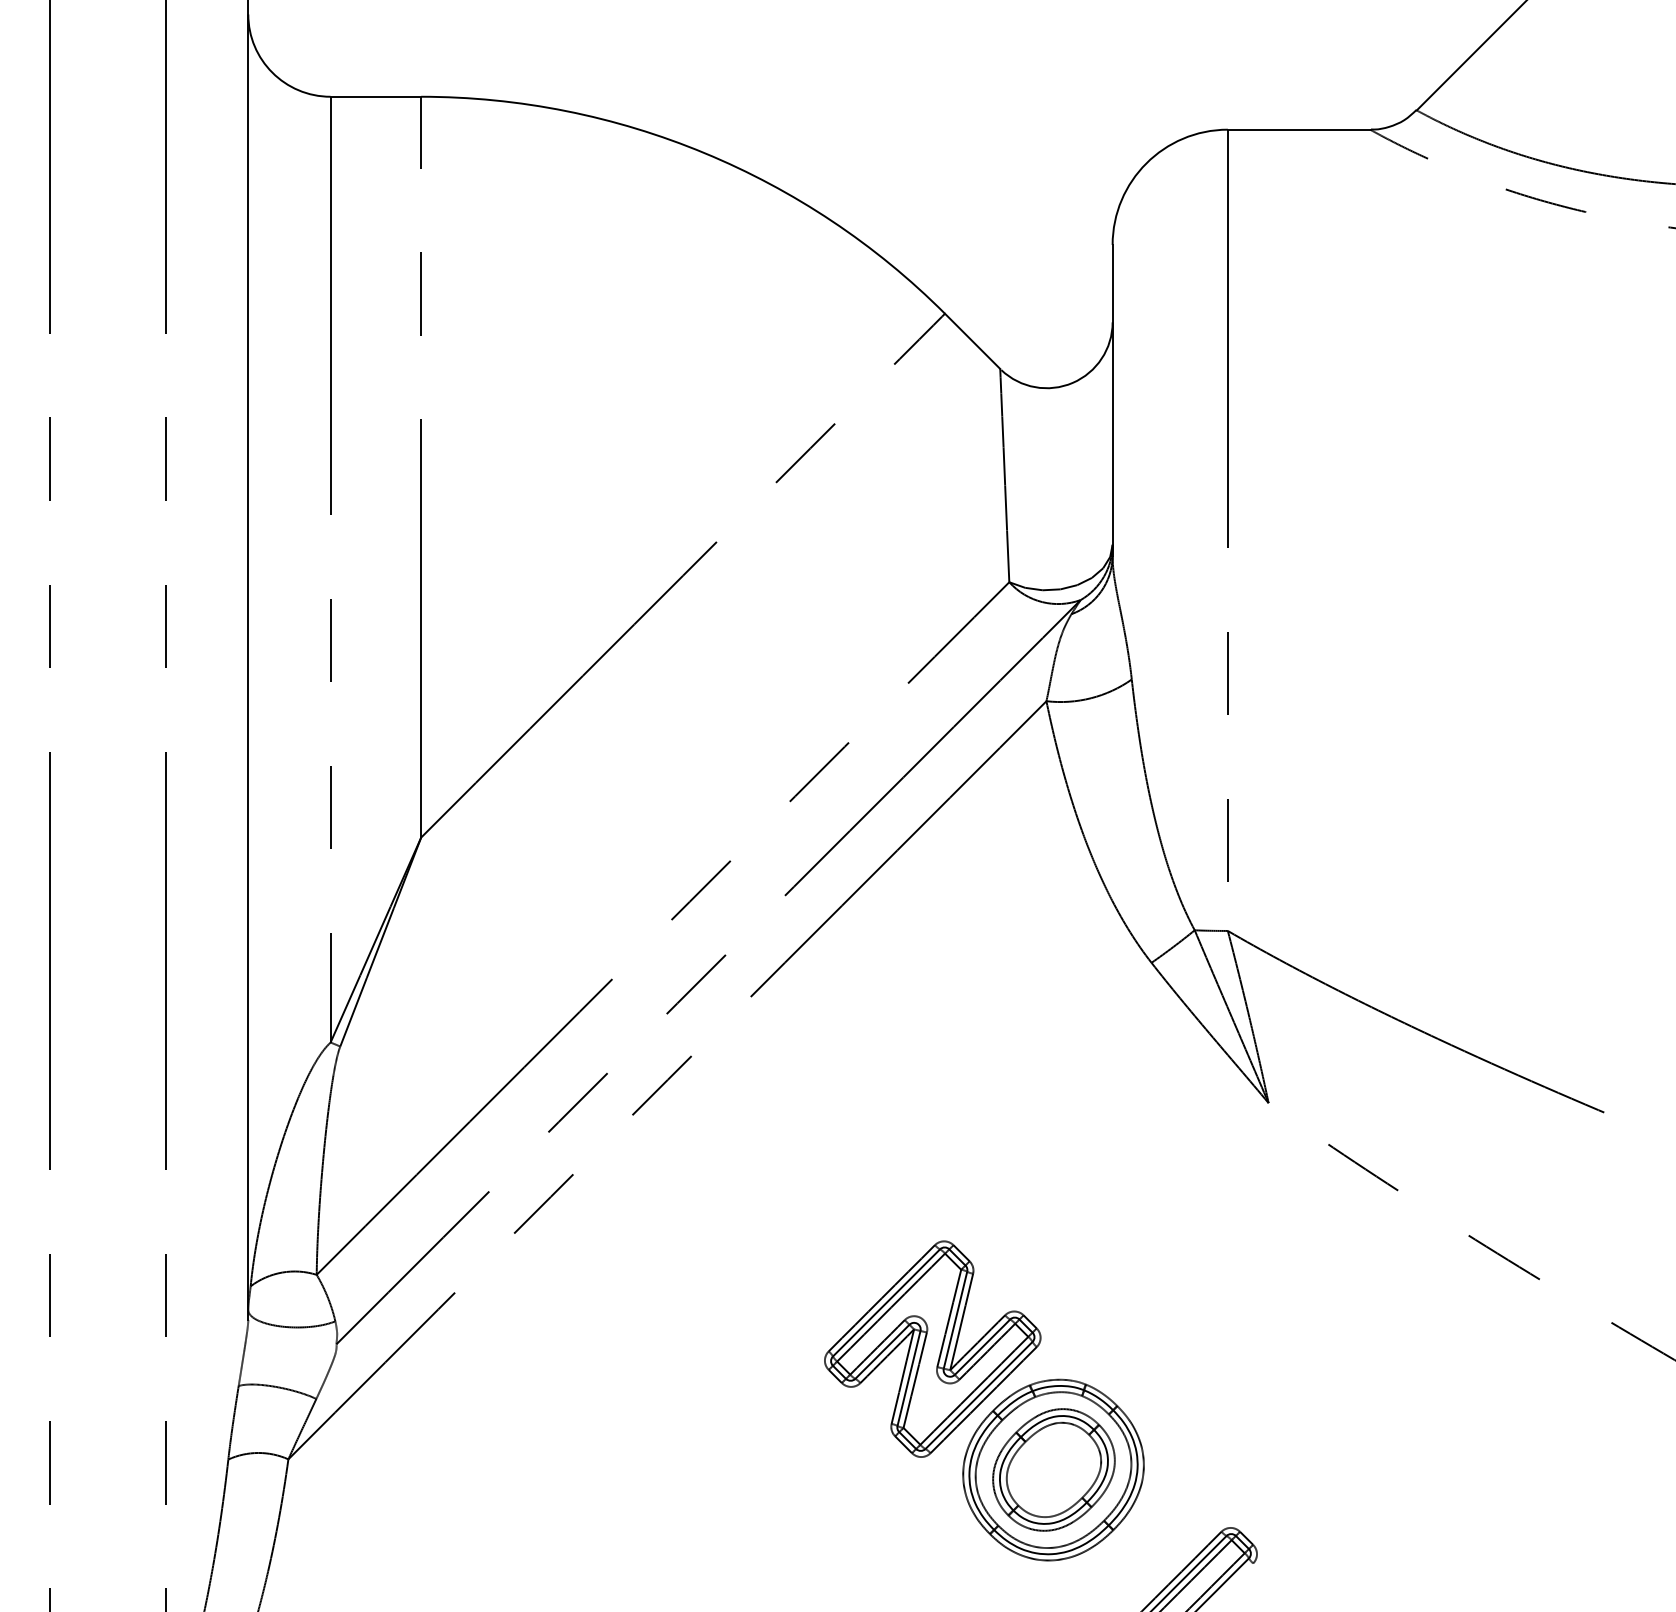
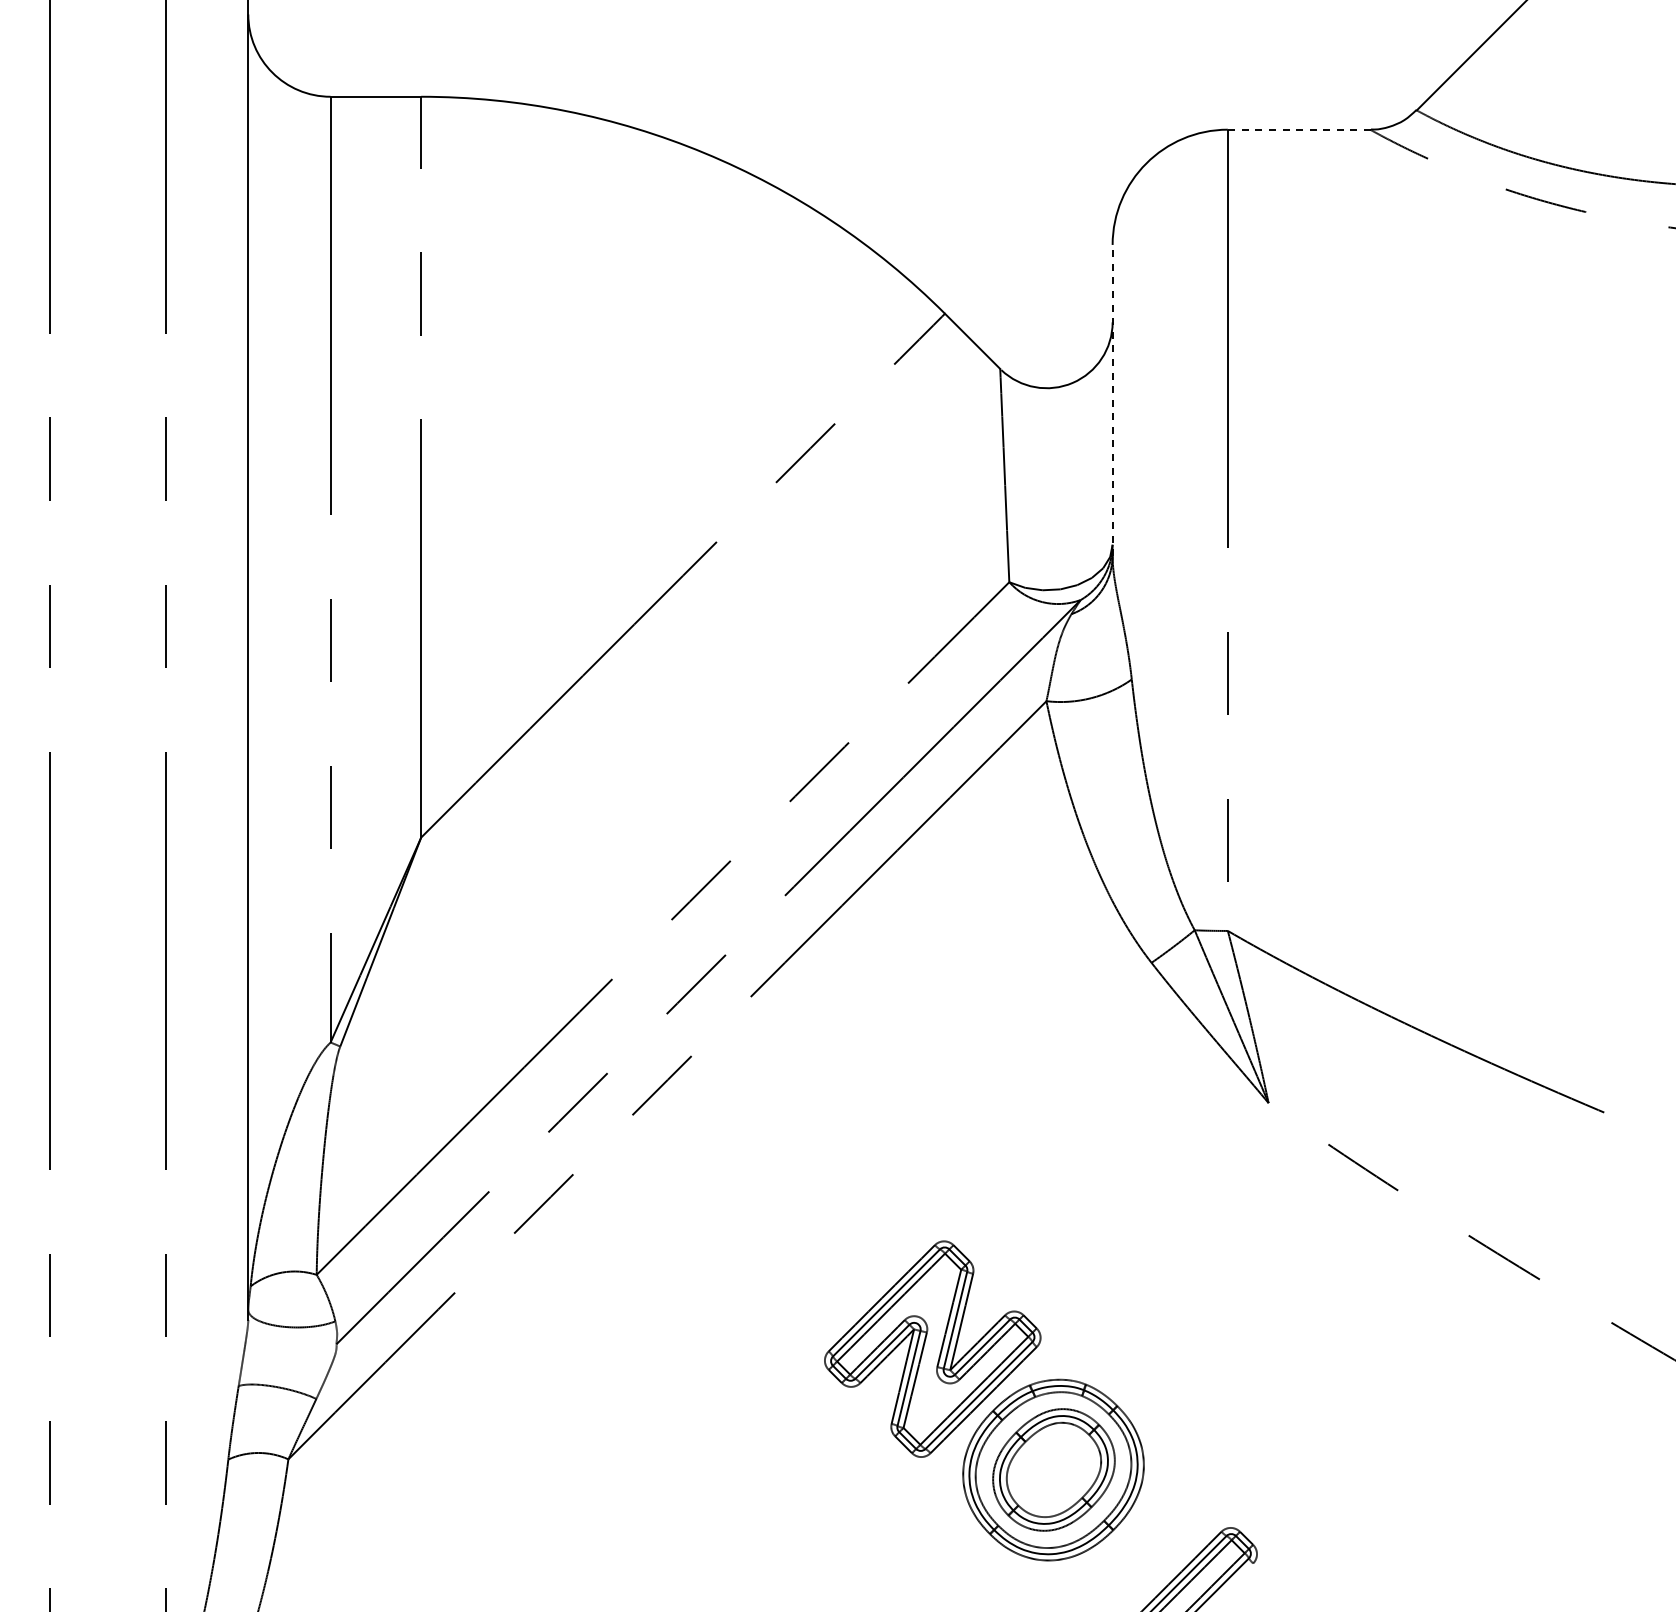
line: solid -> dashed (1299, 129)
line: solid -> dashed (1112, 400)
